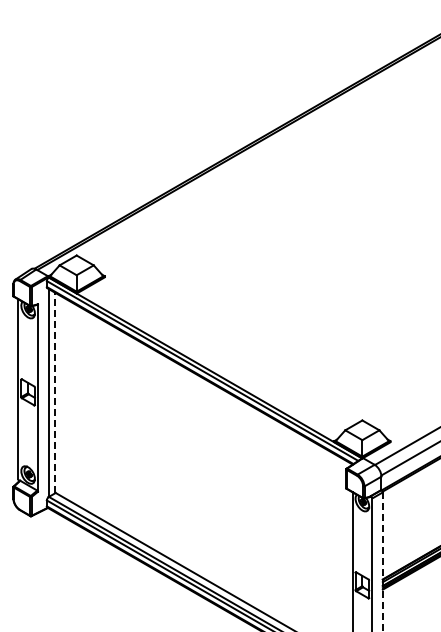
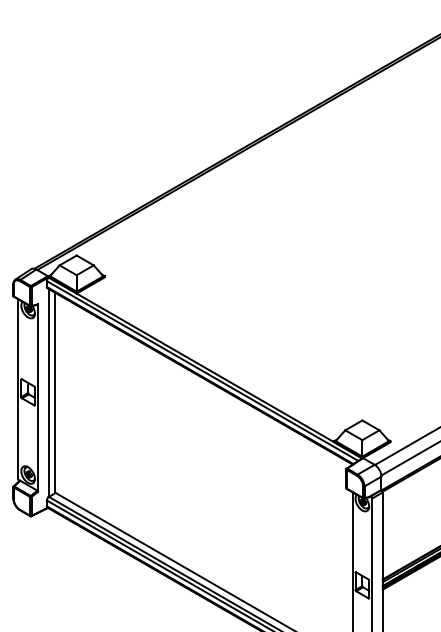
line: dashed -> solid (55, 392)
line: dashed -> solid (382, 562)
